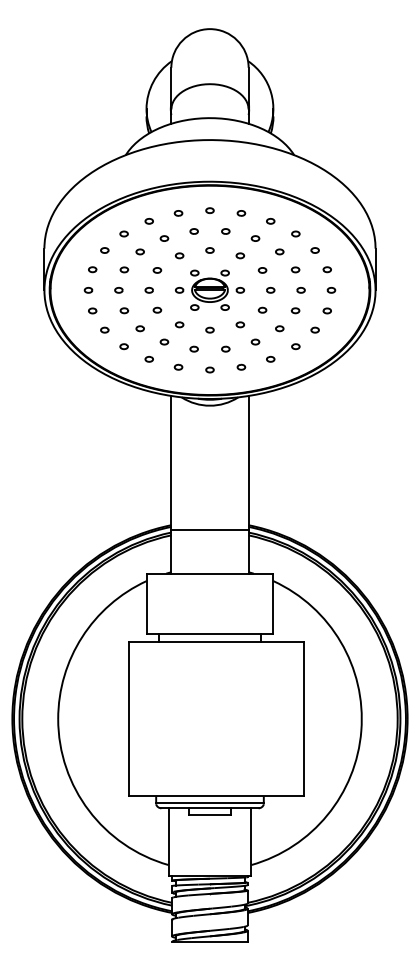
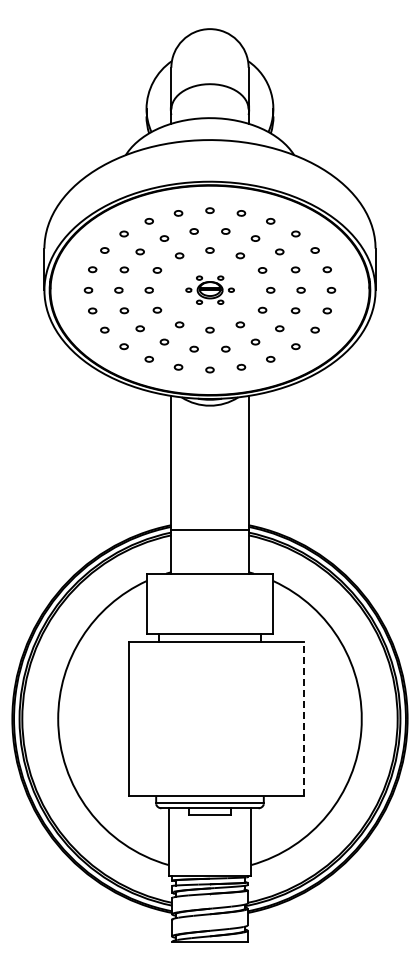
part size: 71x42 px -> 50x30 px (209, 289)
line: solid -> dashed (303, 718)
